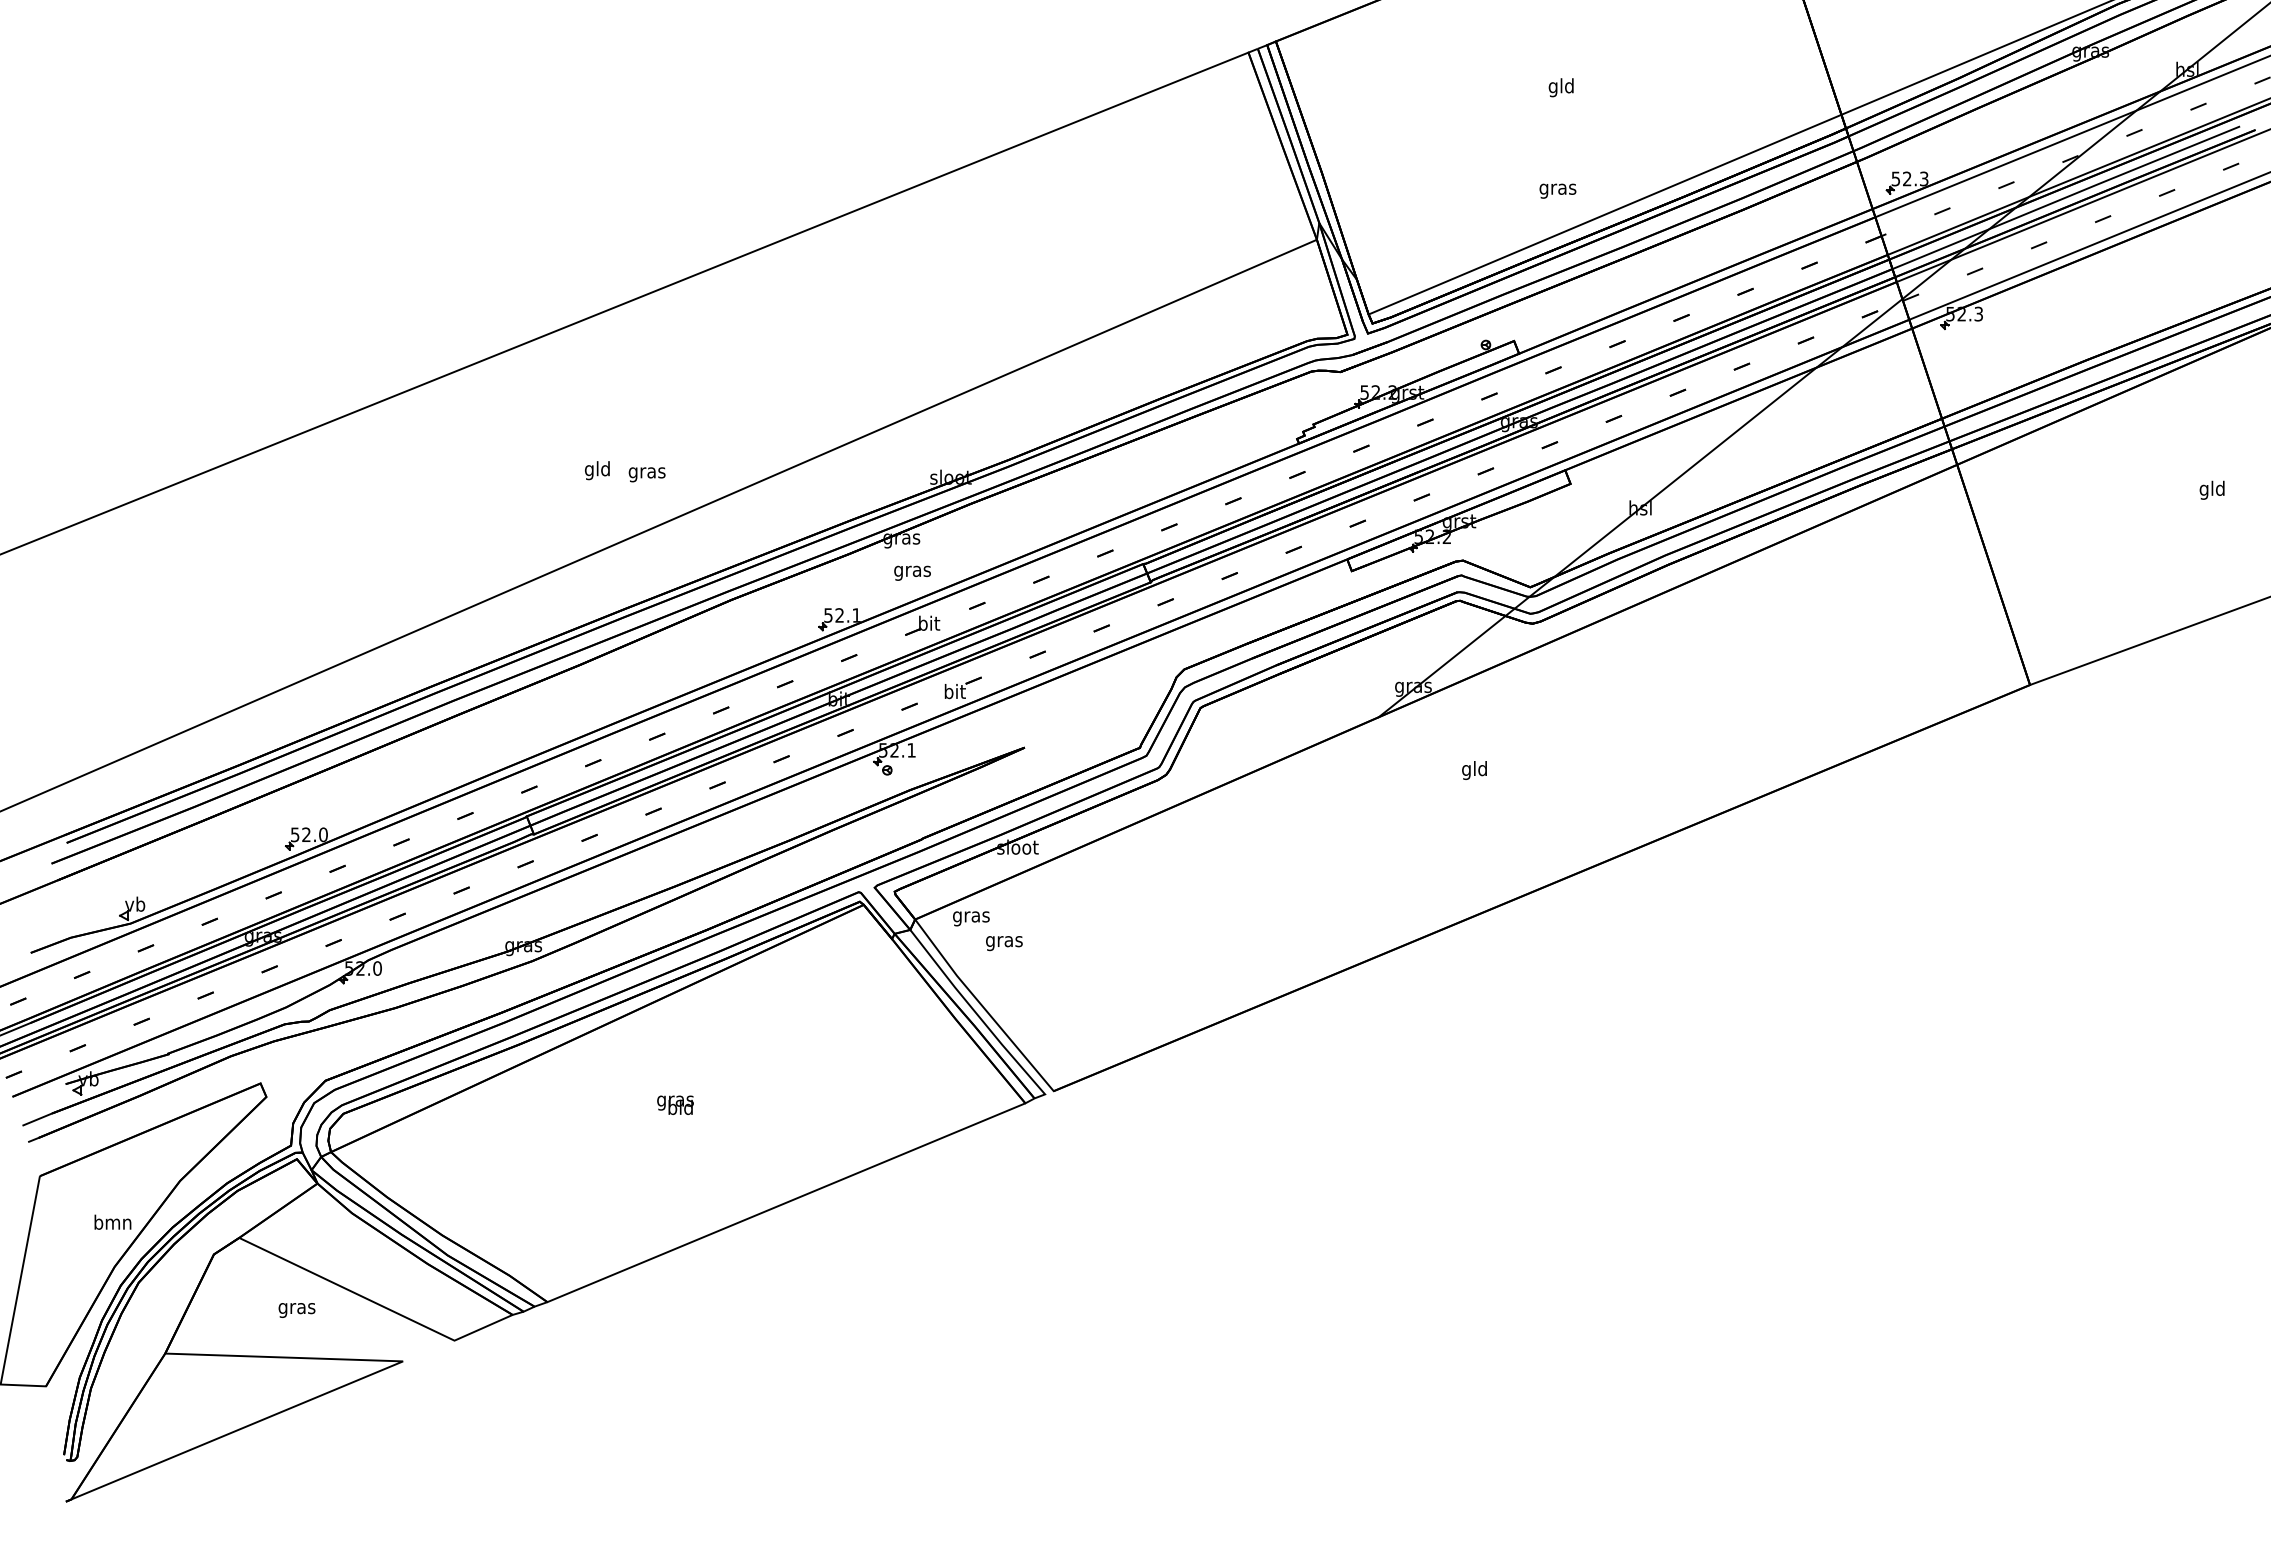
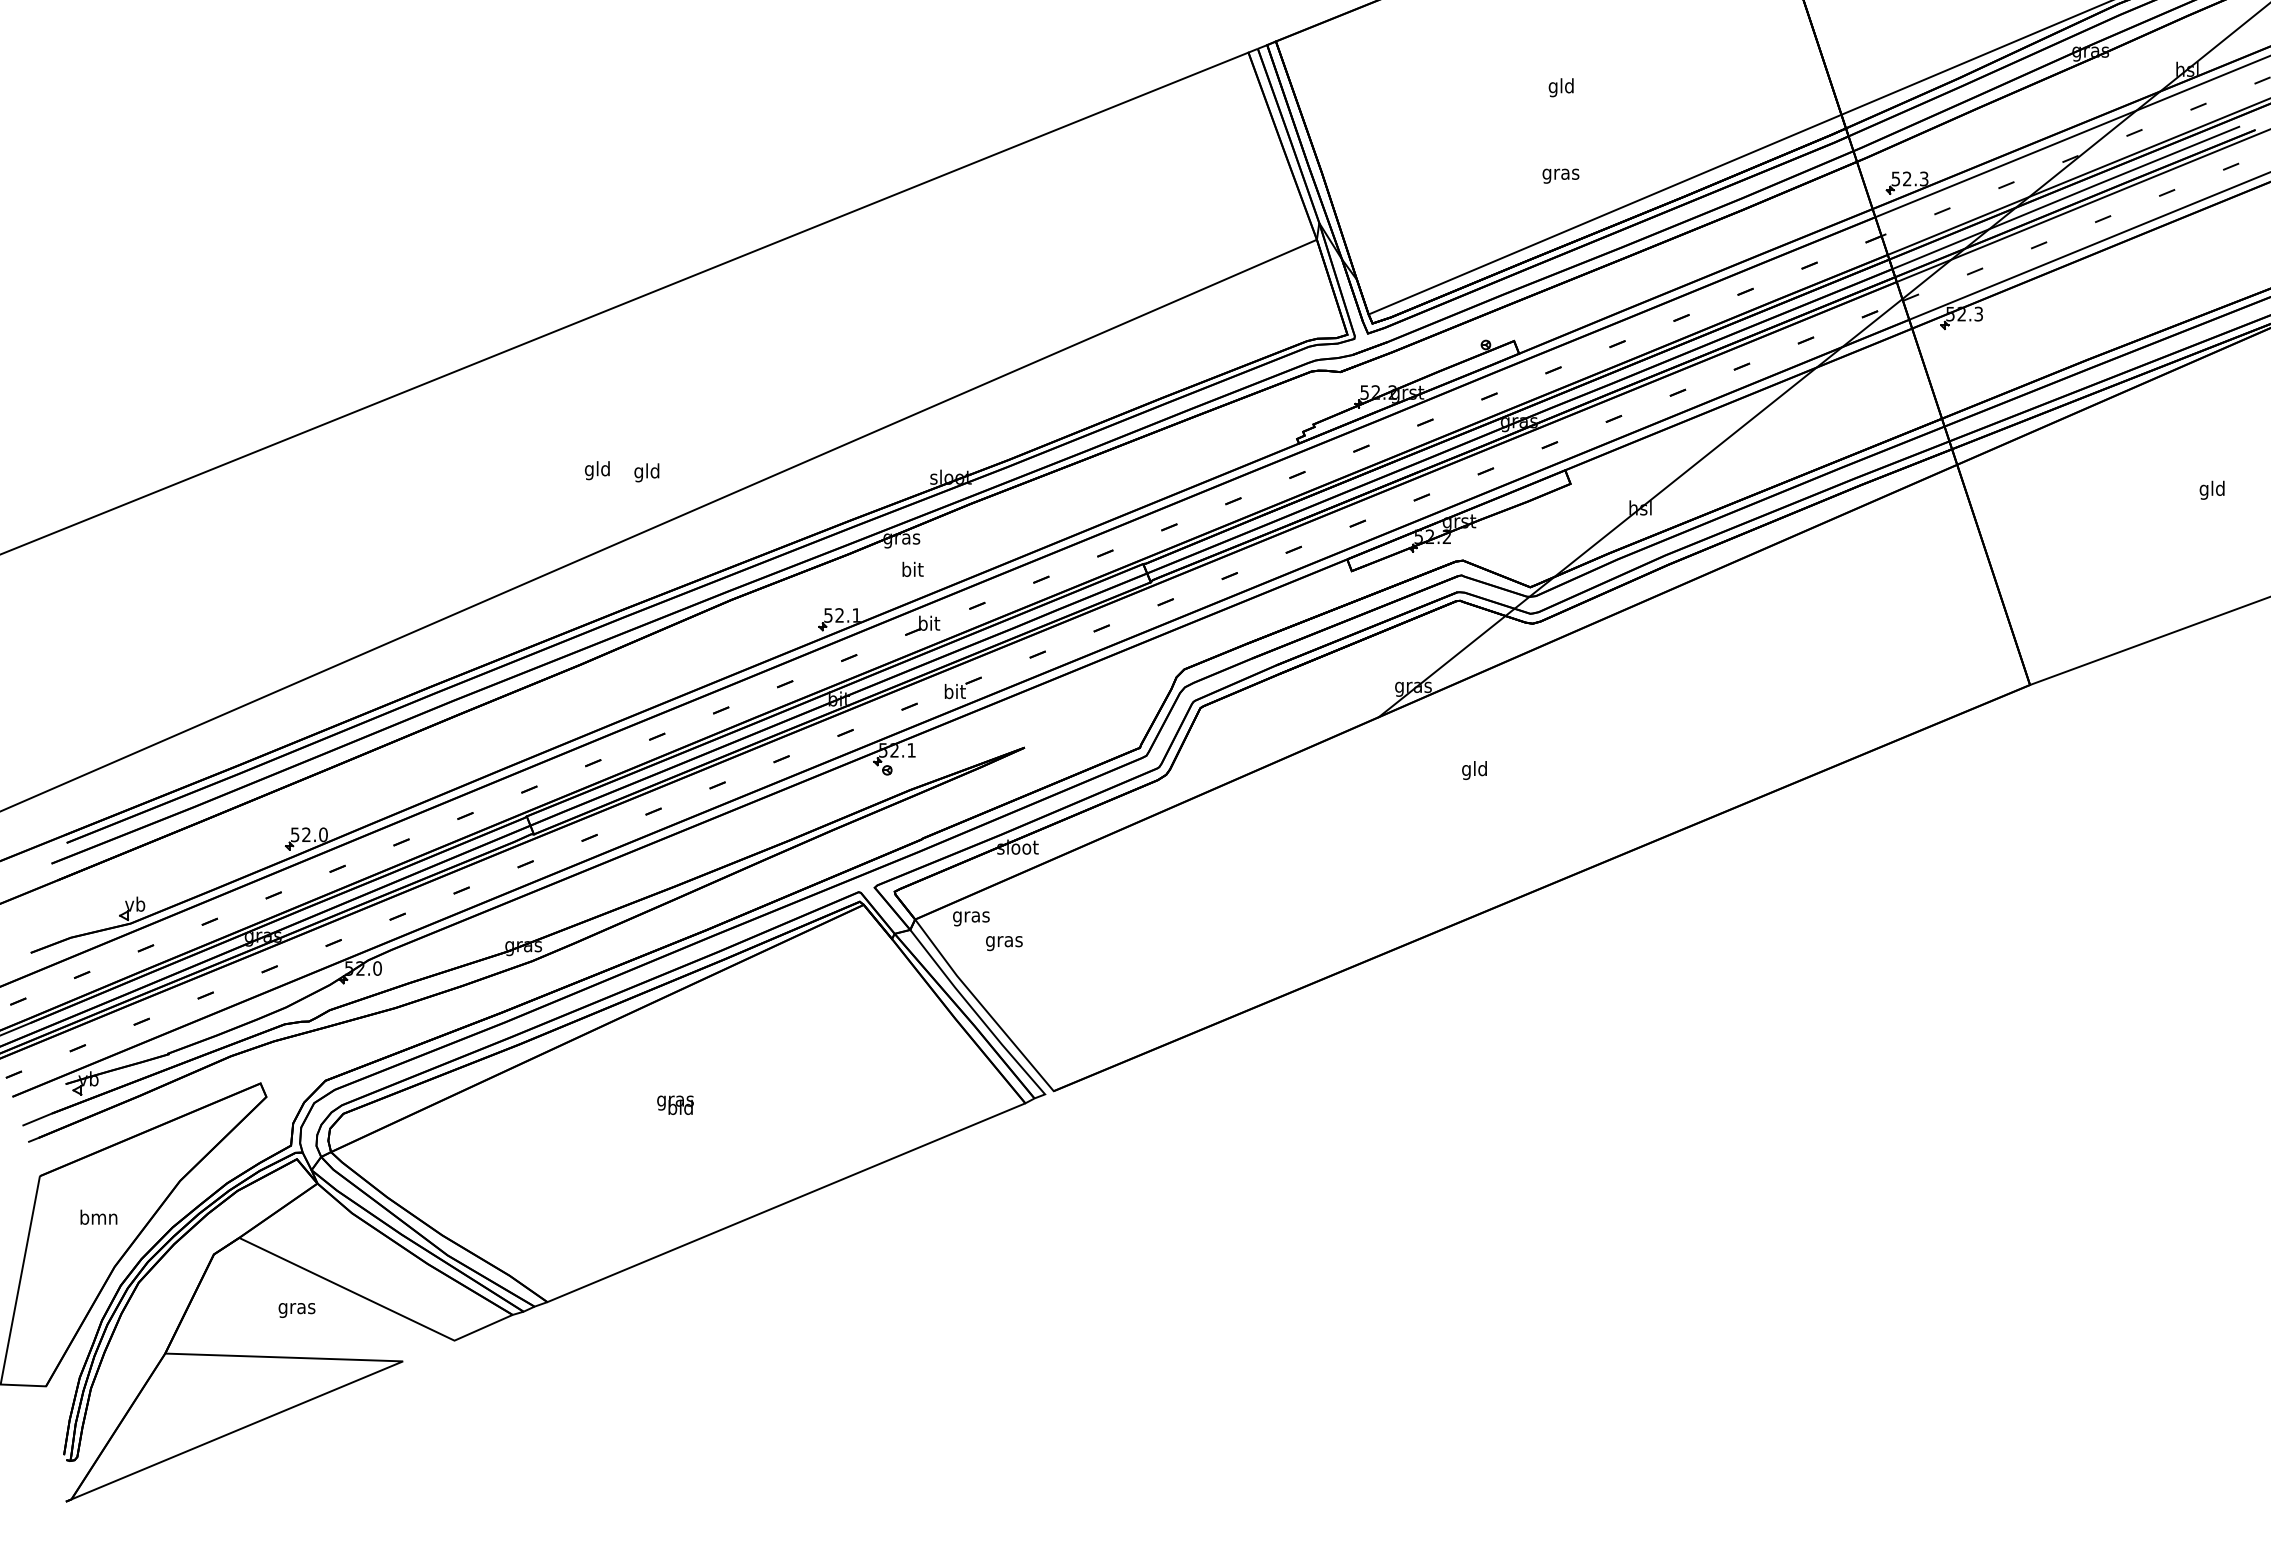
text position: (1557, 190) -> (1560, 175) (1560, 175)
text: gras -> gld (646, 472)
text: gras -> bit (912, 570)
text position: (112, 1221) -> (98, 1216) (98, 1216)
